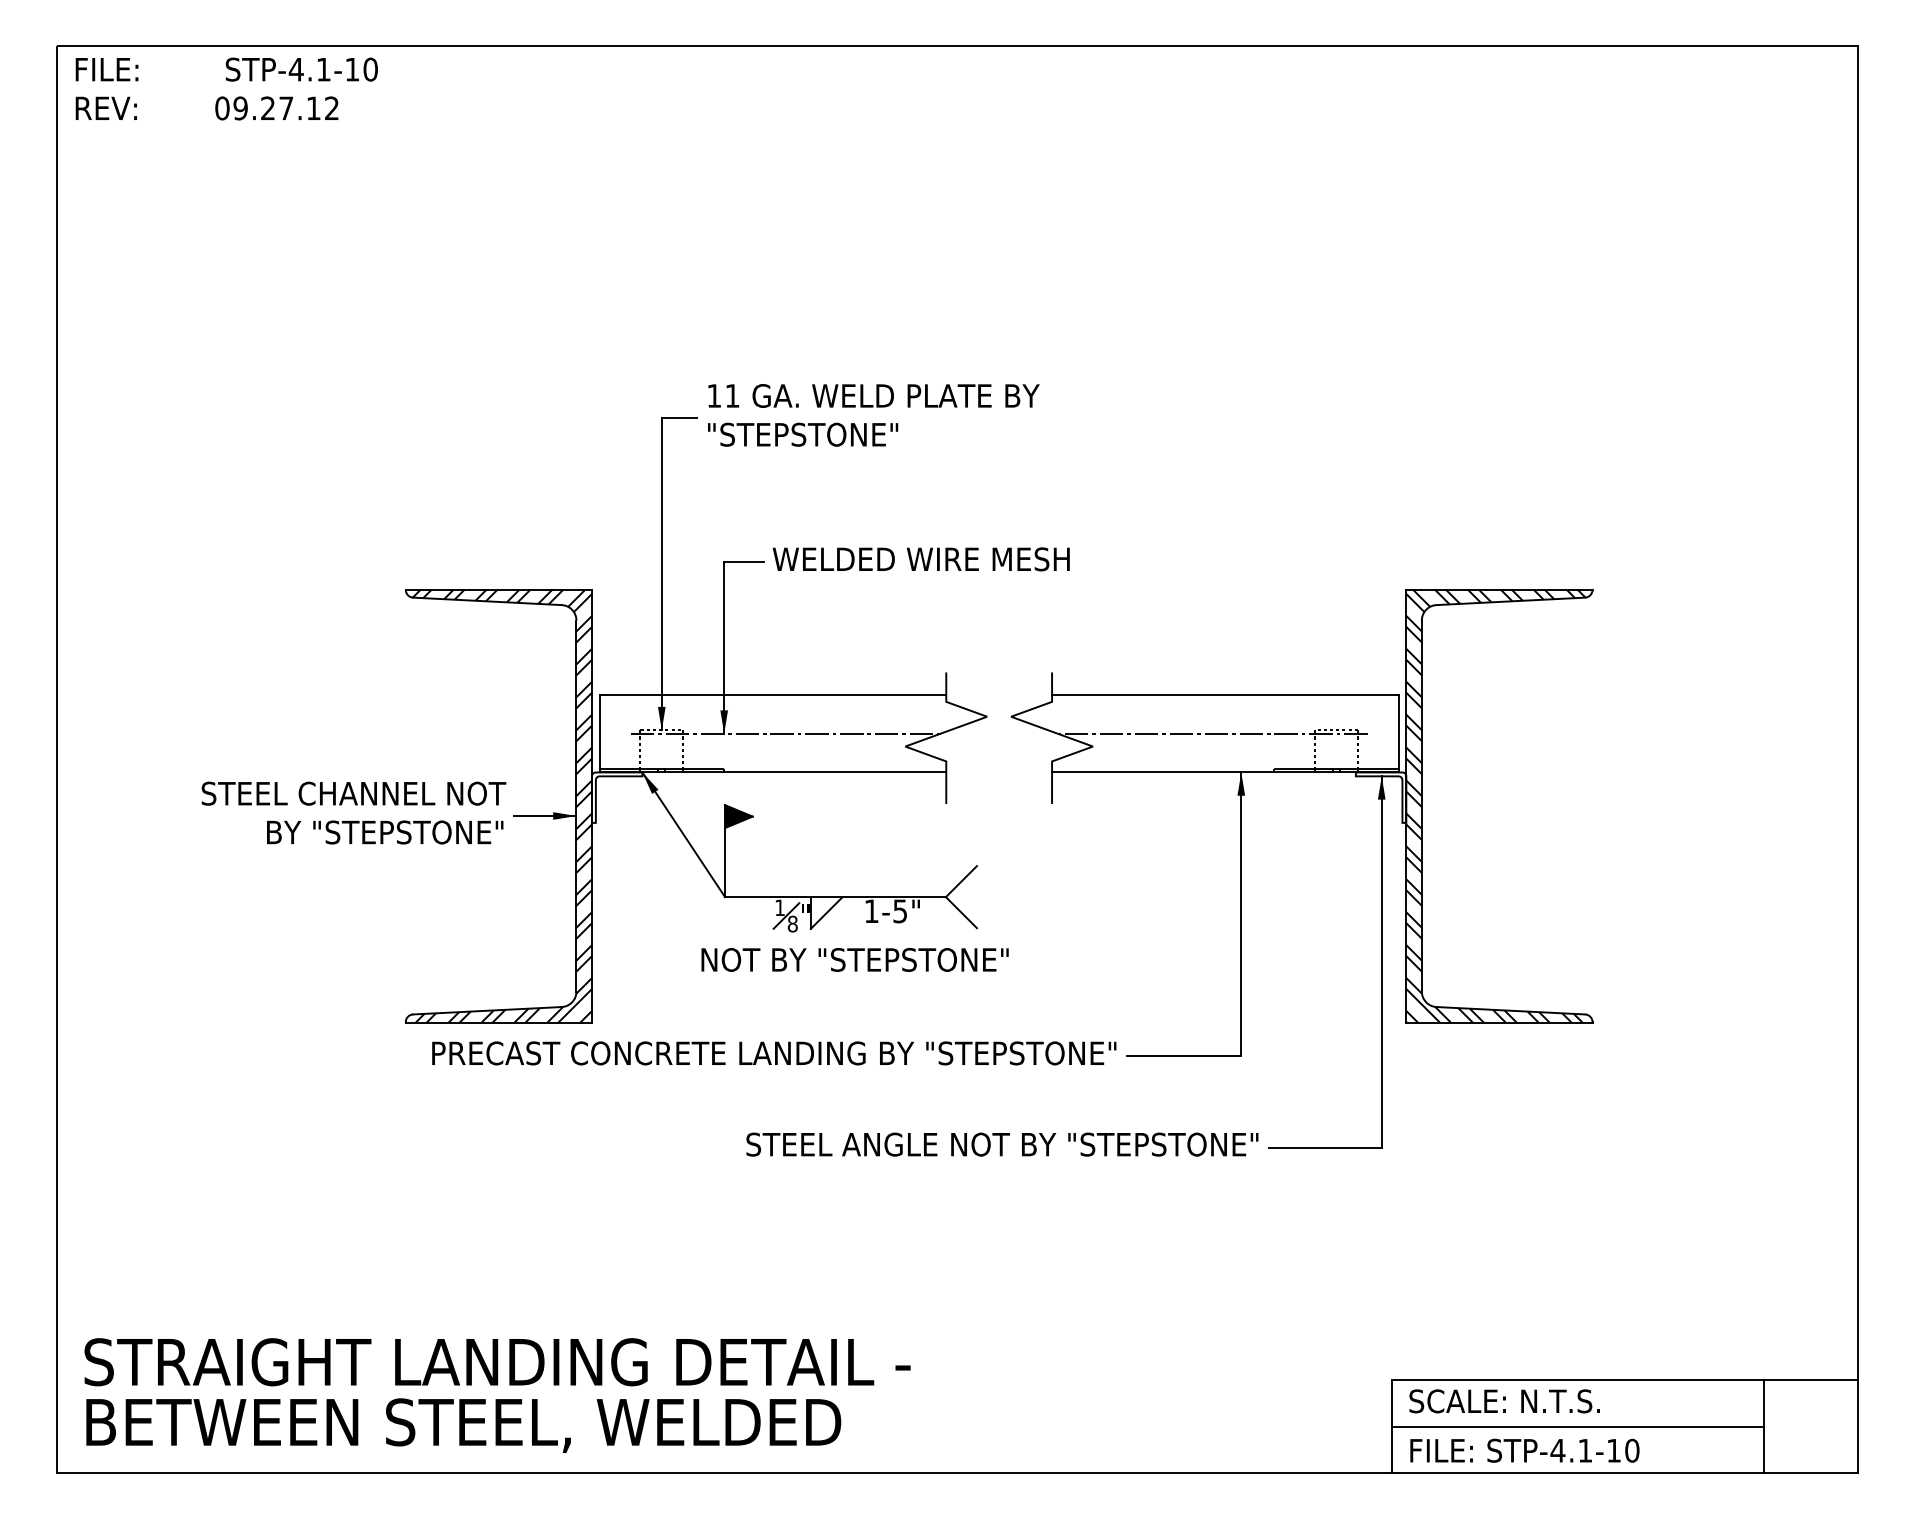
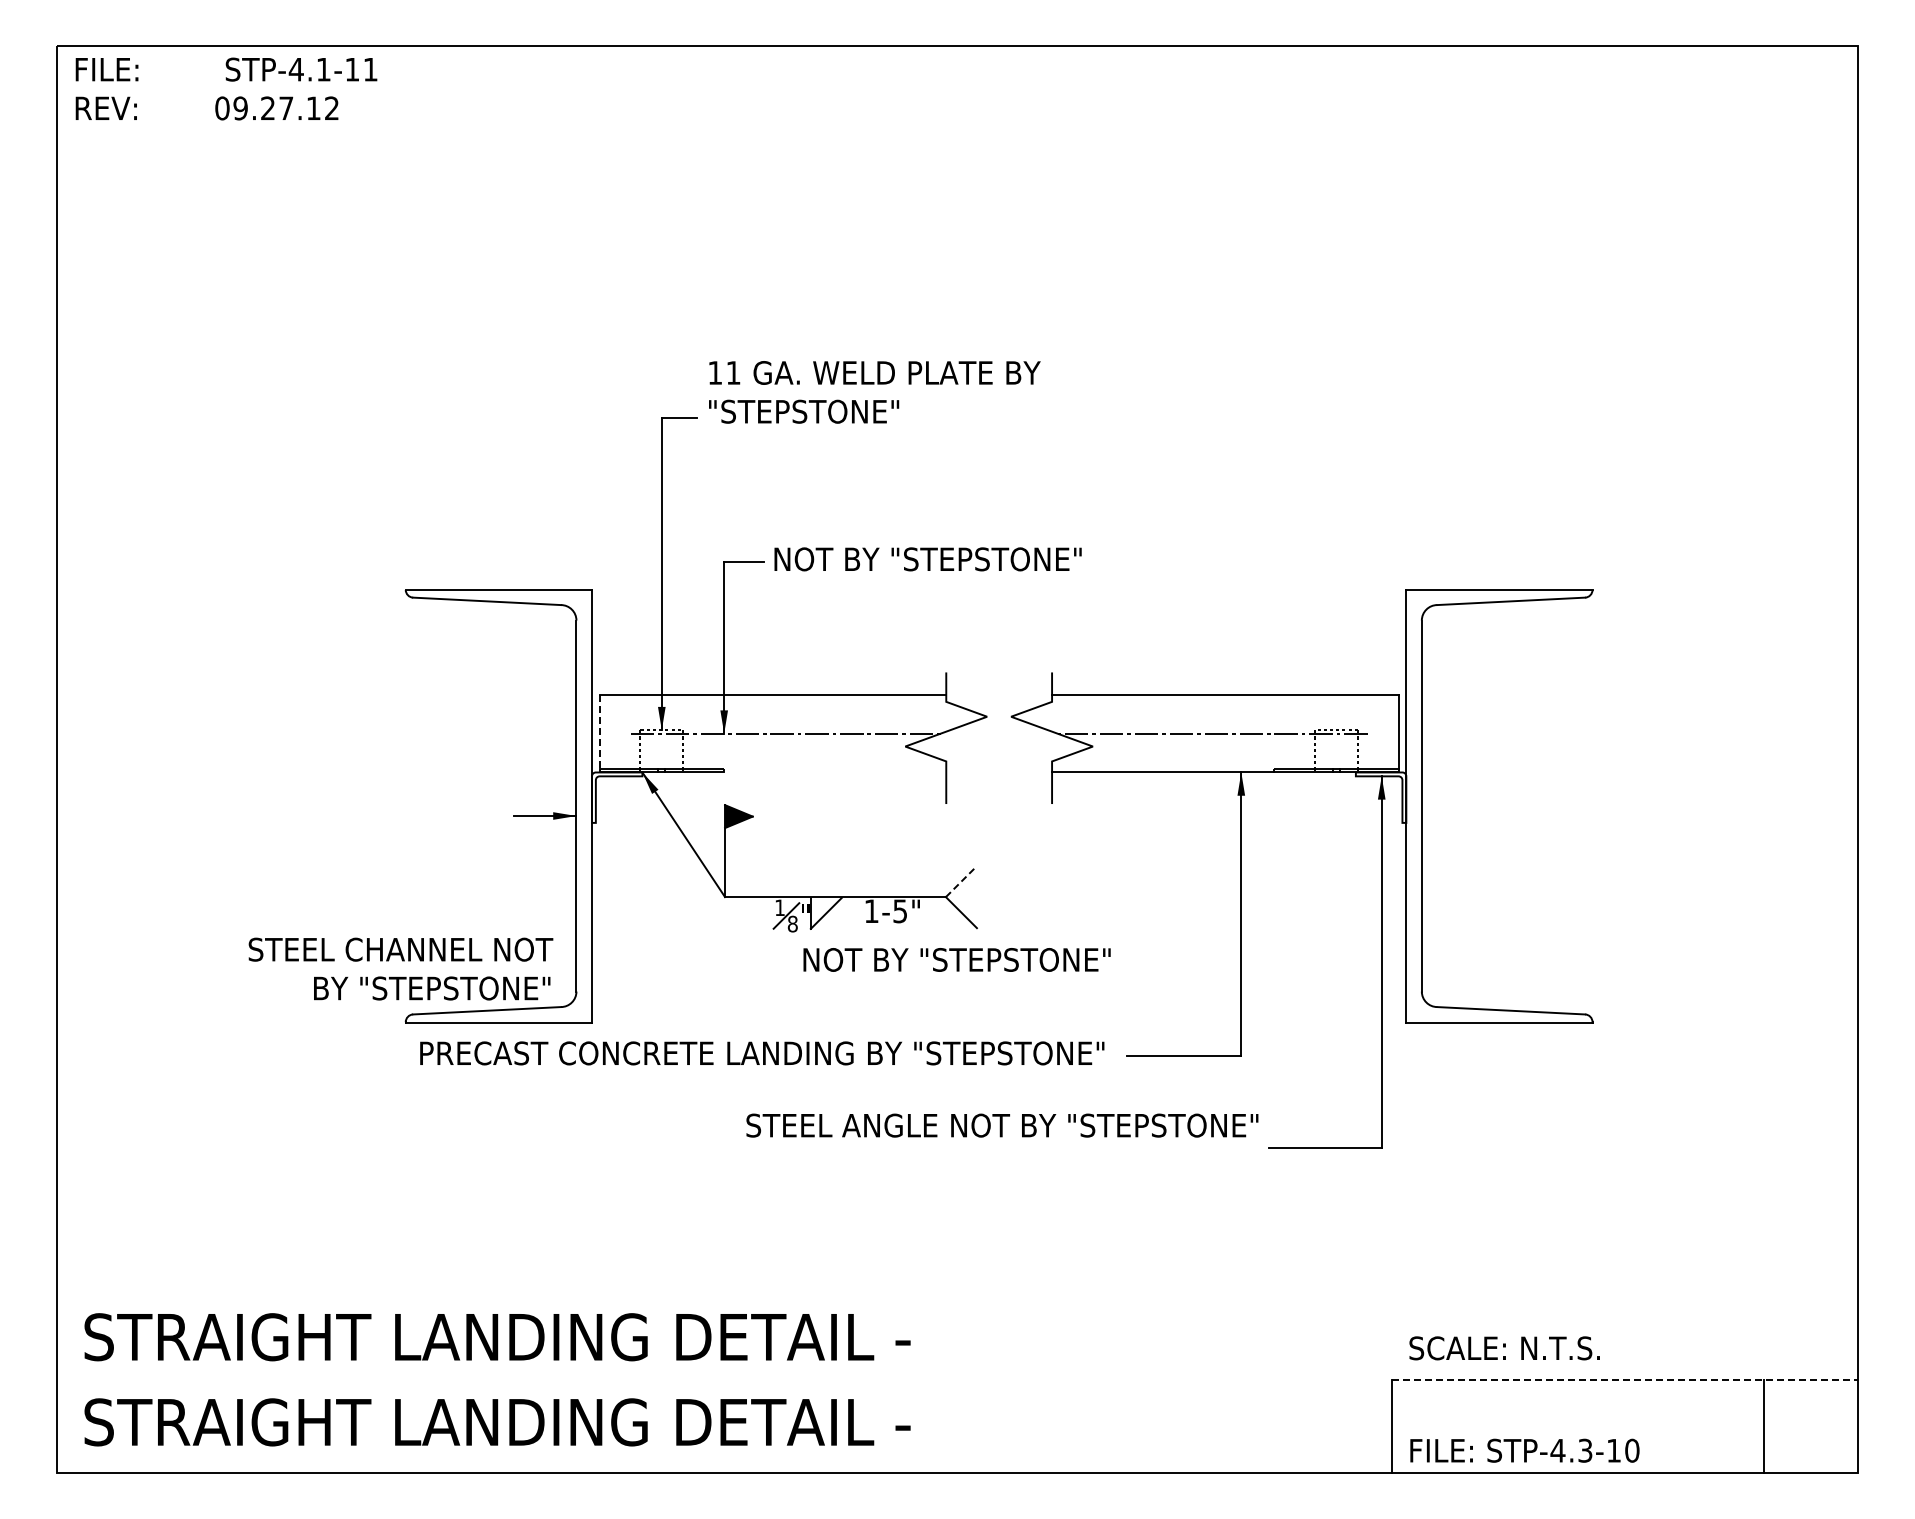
text: ^ISTP-4.1-10 -> ^ISTP-4.1-11 (370, 69)
text position: (873, 415) -> (874, 392) (874, 392)
text: WELDED WIRE MESH -> NOT BY "STEPSTONE" (926, 559)
line: solid -> dashed (599, 732)
line: present -> none (834, 772)
hatch: present -> none (501, 805)
hatch: present -> none (1495, 805)
text position: (353, 812) -> (400, 968) (400, 968)
line: solid -> dashed (961, 881)
text position: (854, 959) -> (956, 959) (956, 959)
text position: (774, 1053) -> (762, 1053) (762, 1053)
text position: (1002, 1144) -> (1002, 1125) (1002, 1125)
text position: (497, 1362) -> (497, 1337) (497, 1337)
line: solid -> dashed (1624, 1380)
text position: (1504, 1401) -> (1504, 1348) (1504, 1348)
text: BETWEEN STEEL, WELDED -> STRAIGHT LANDING DETAIL - (497, 1425)
line: present -> none (1578, 1426)
text: STP-4.1-10 -> STP-4.3-10 (1585, 1450)
